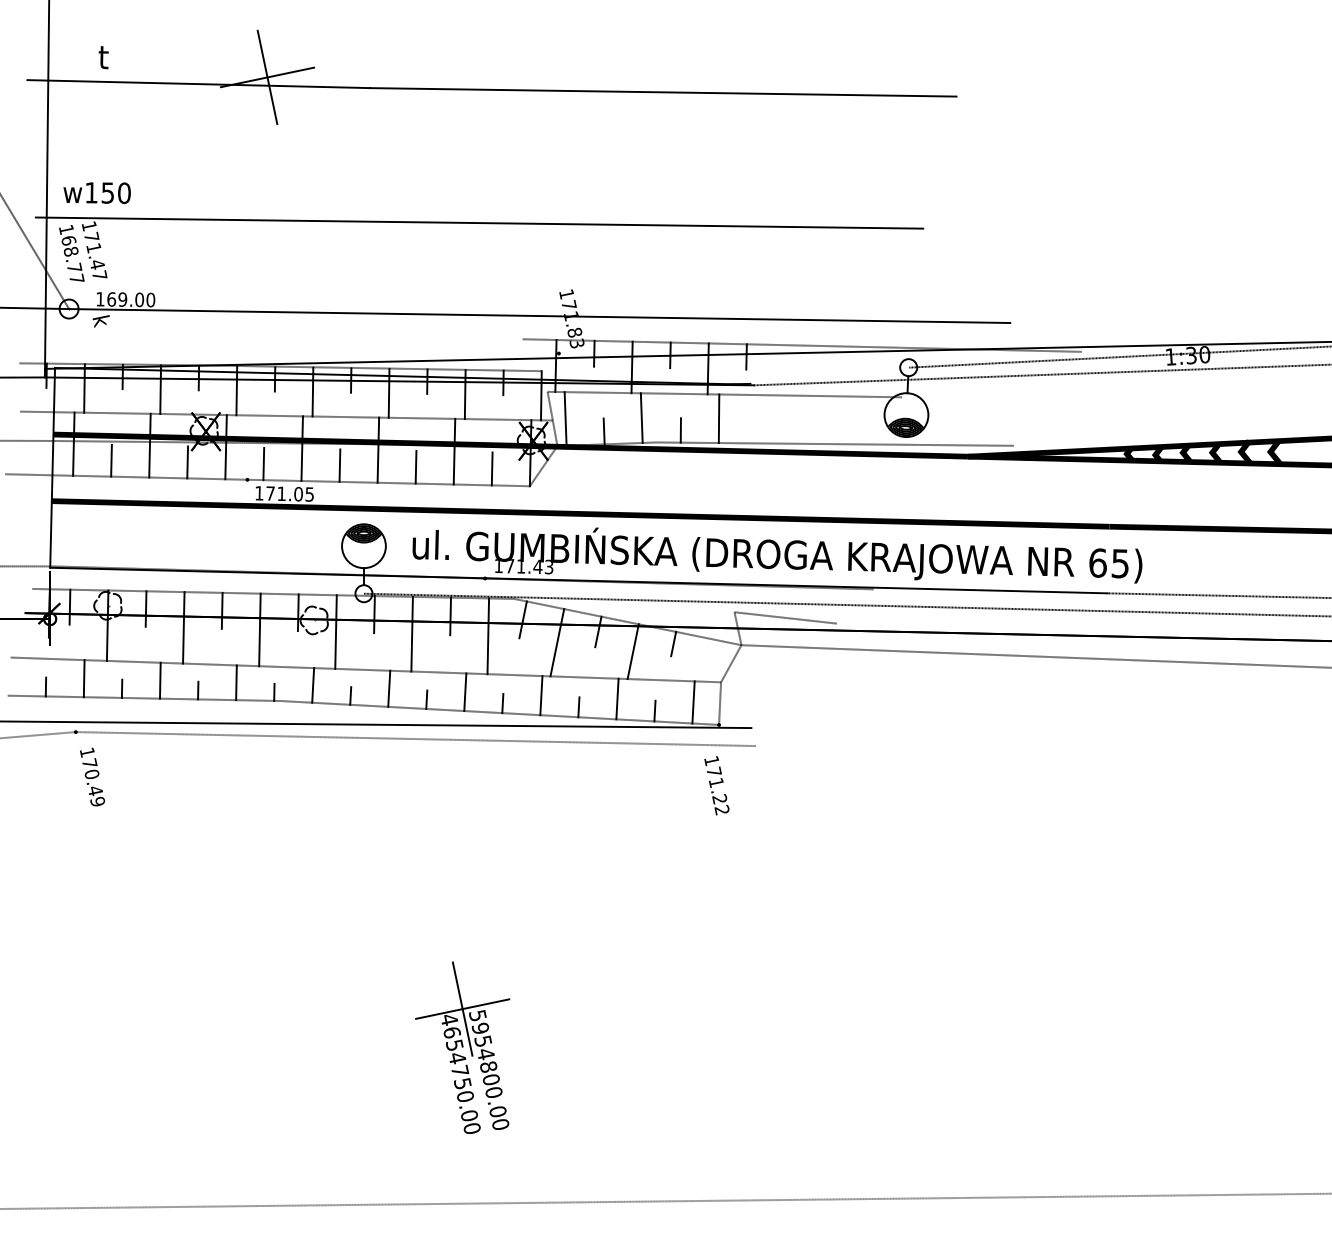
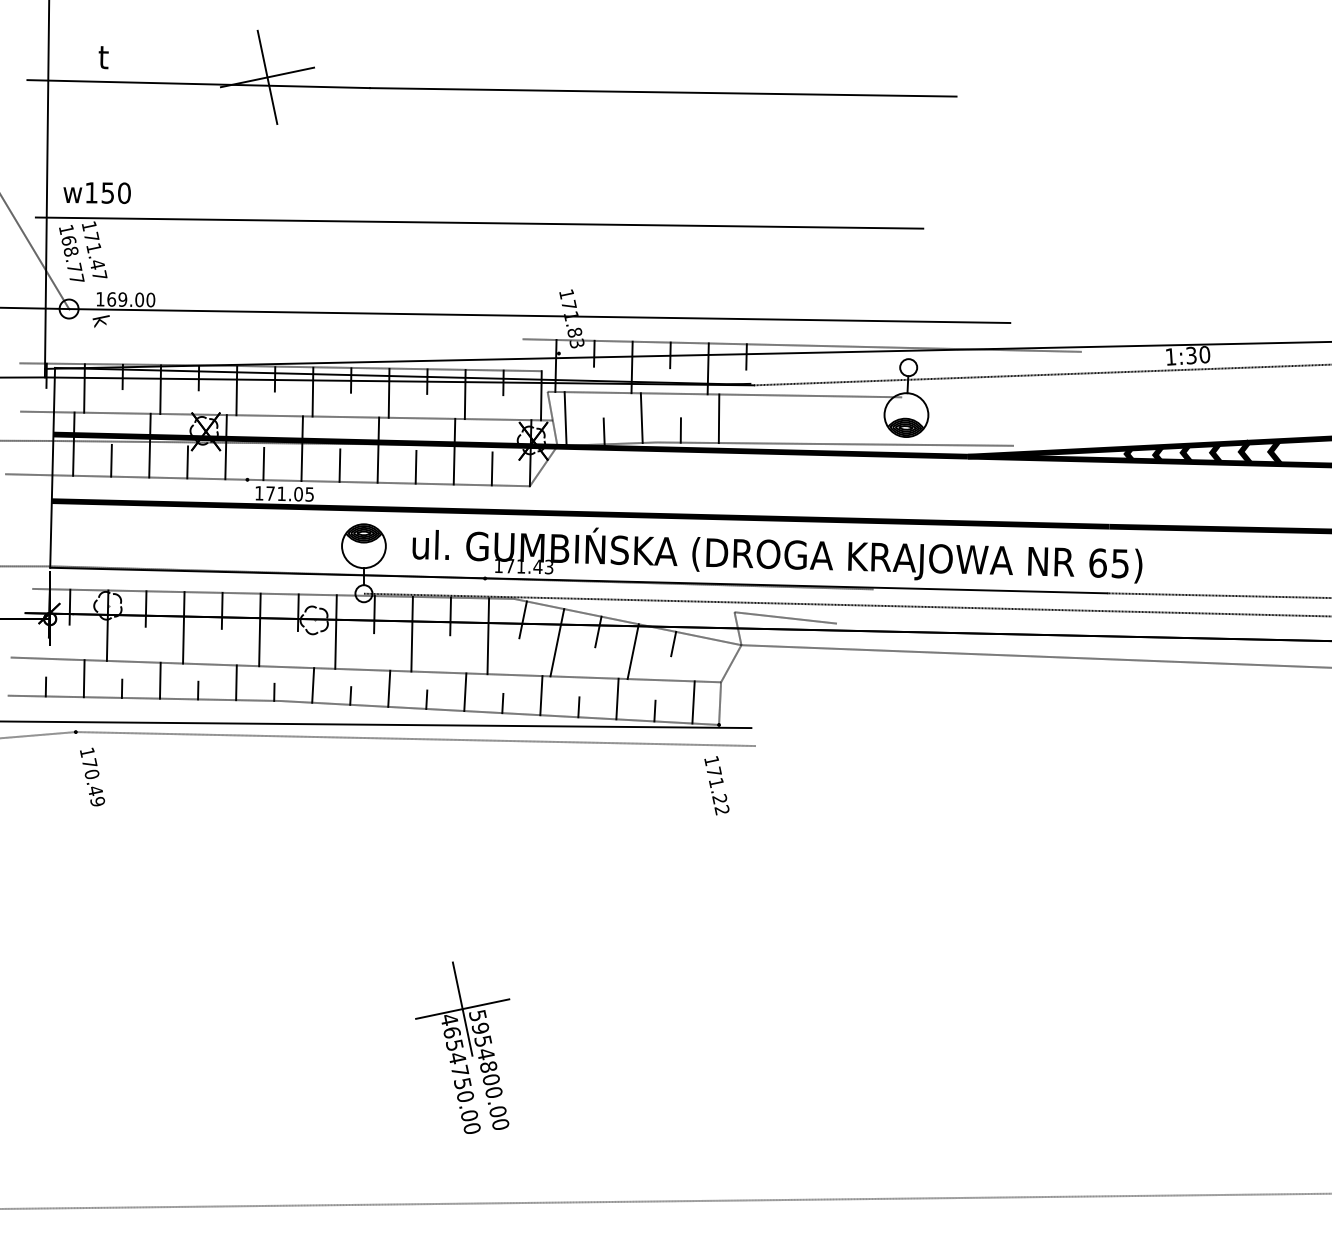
line: present -> none (1118, 356)
